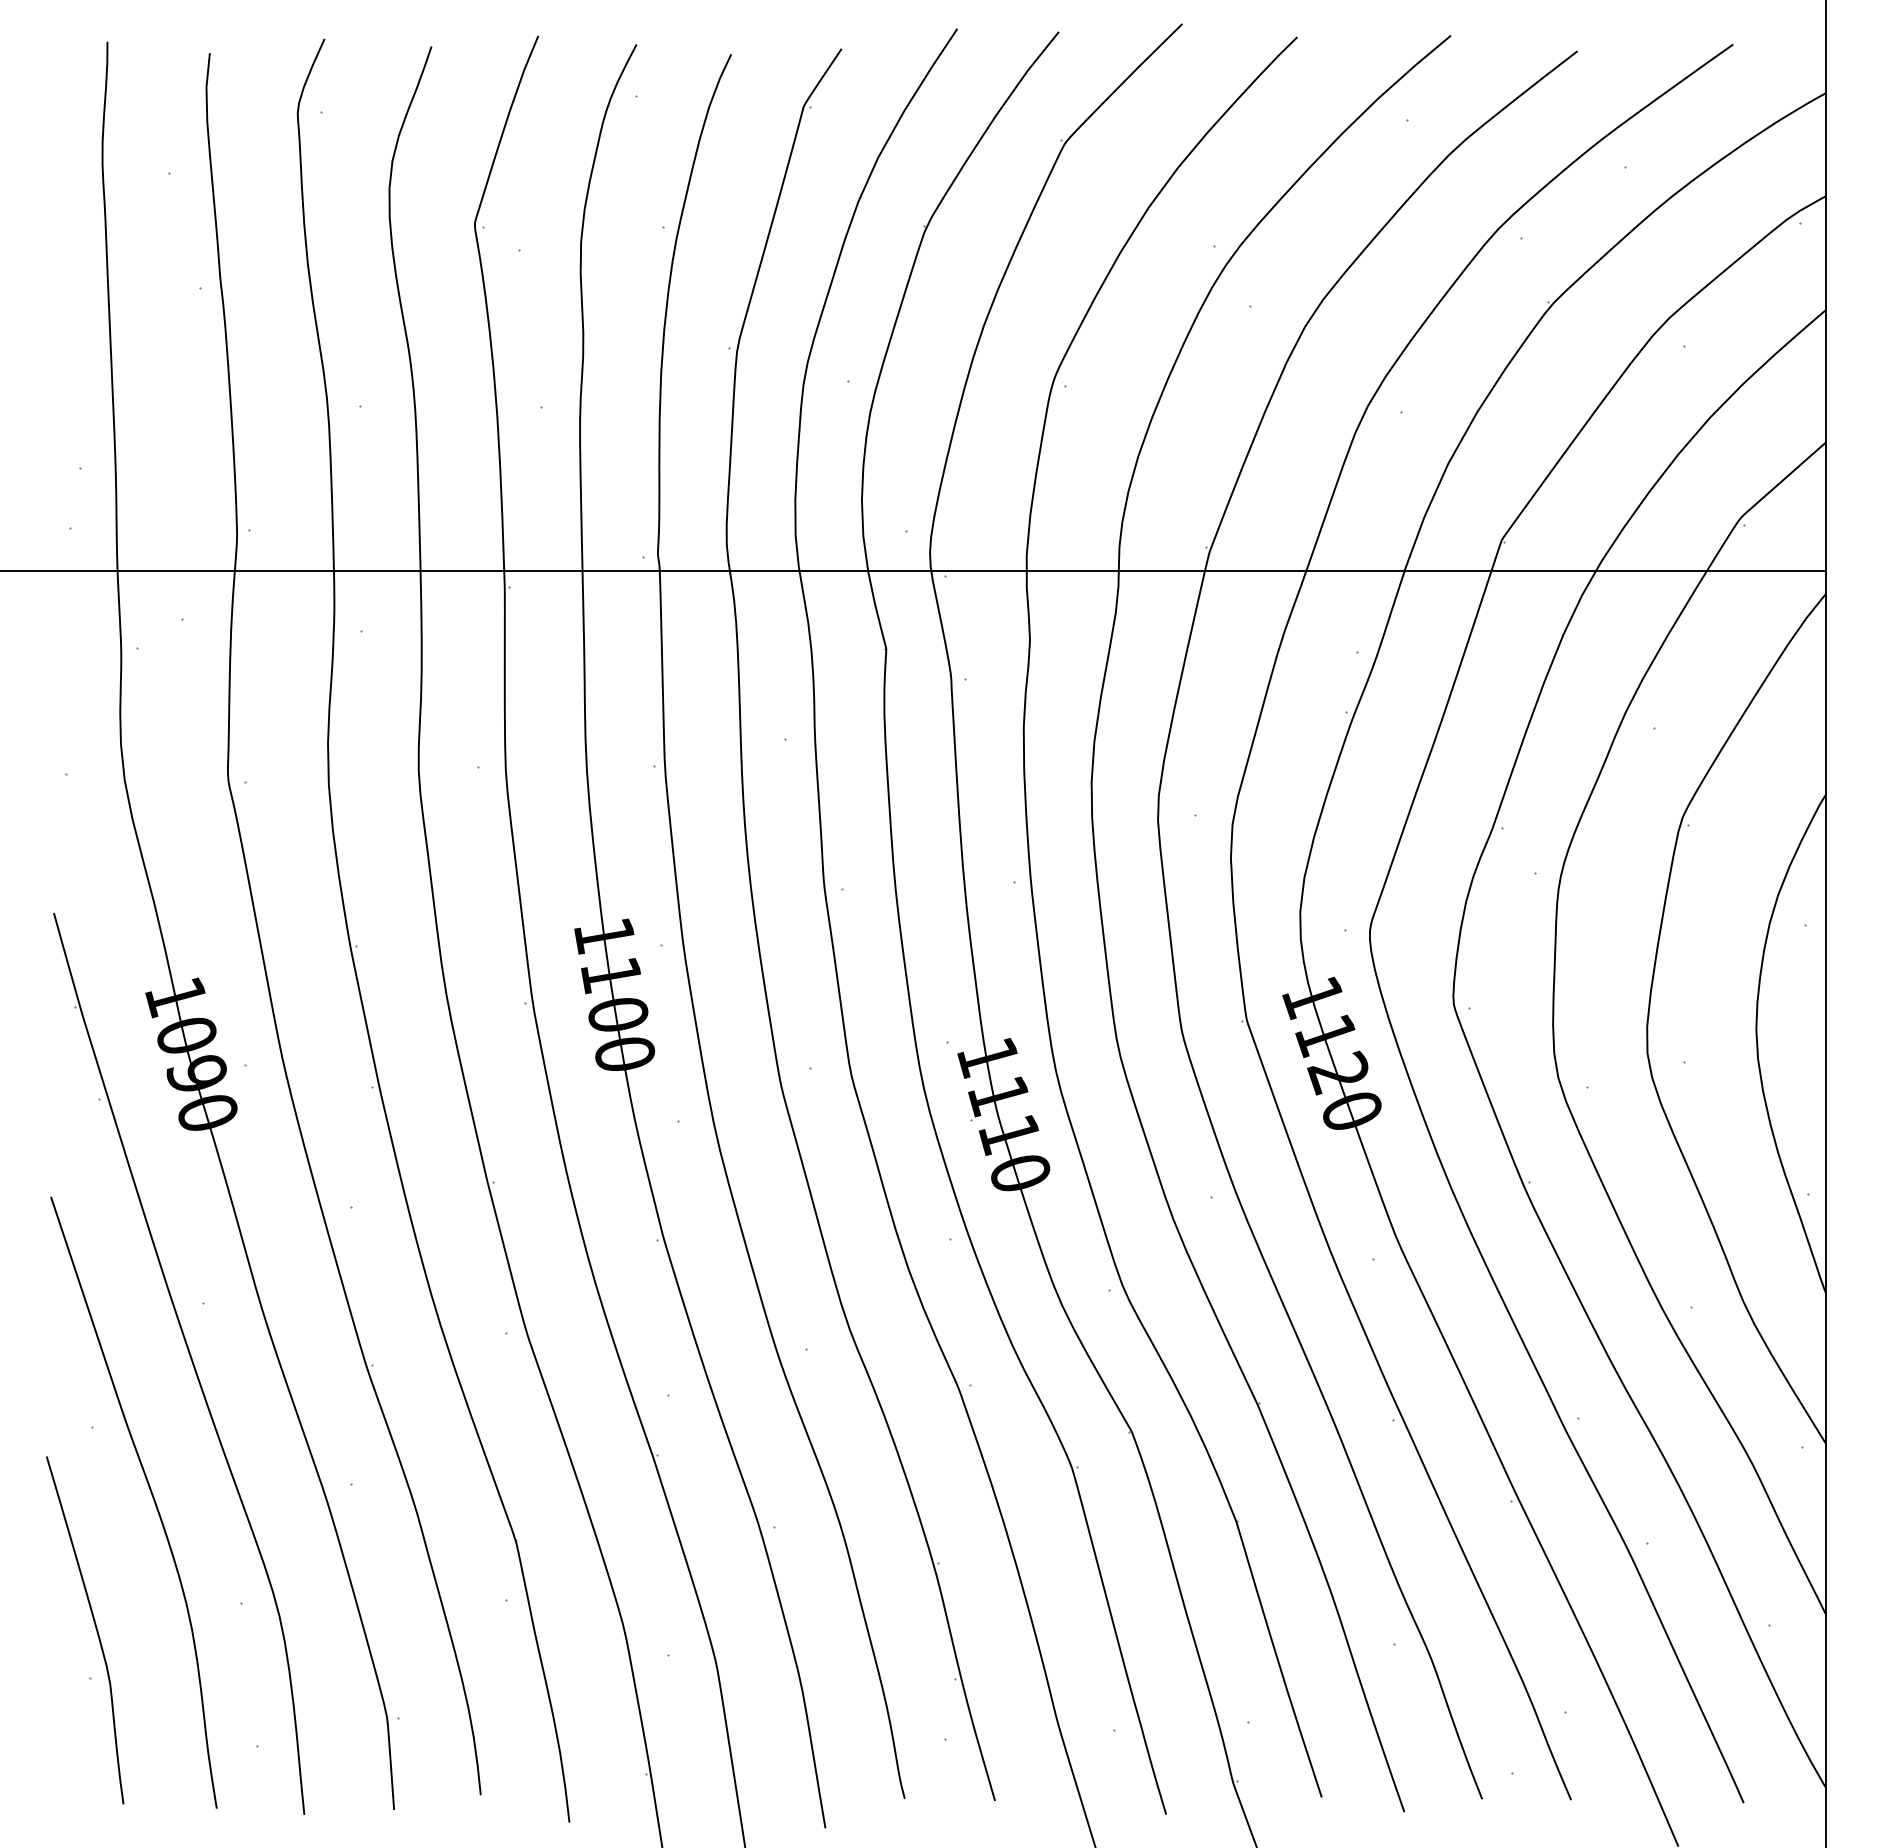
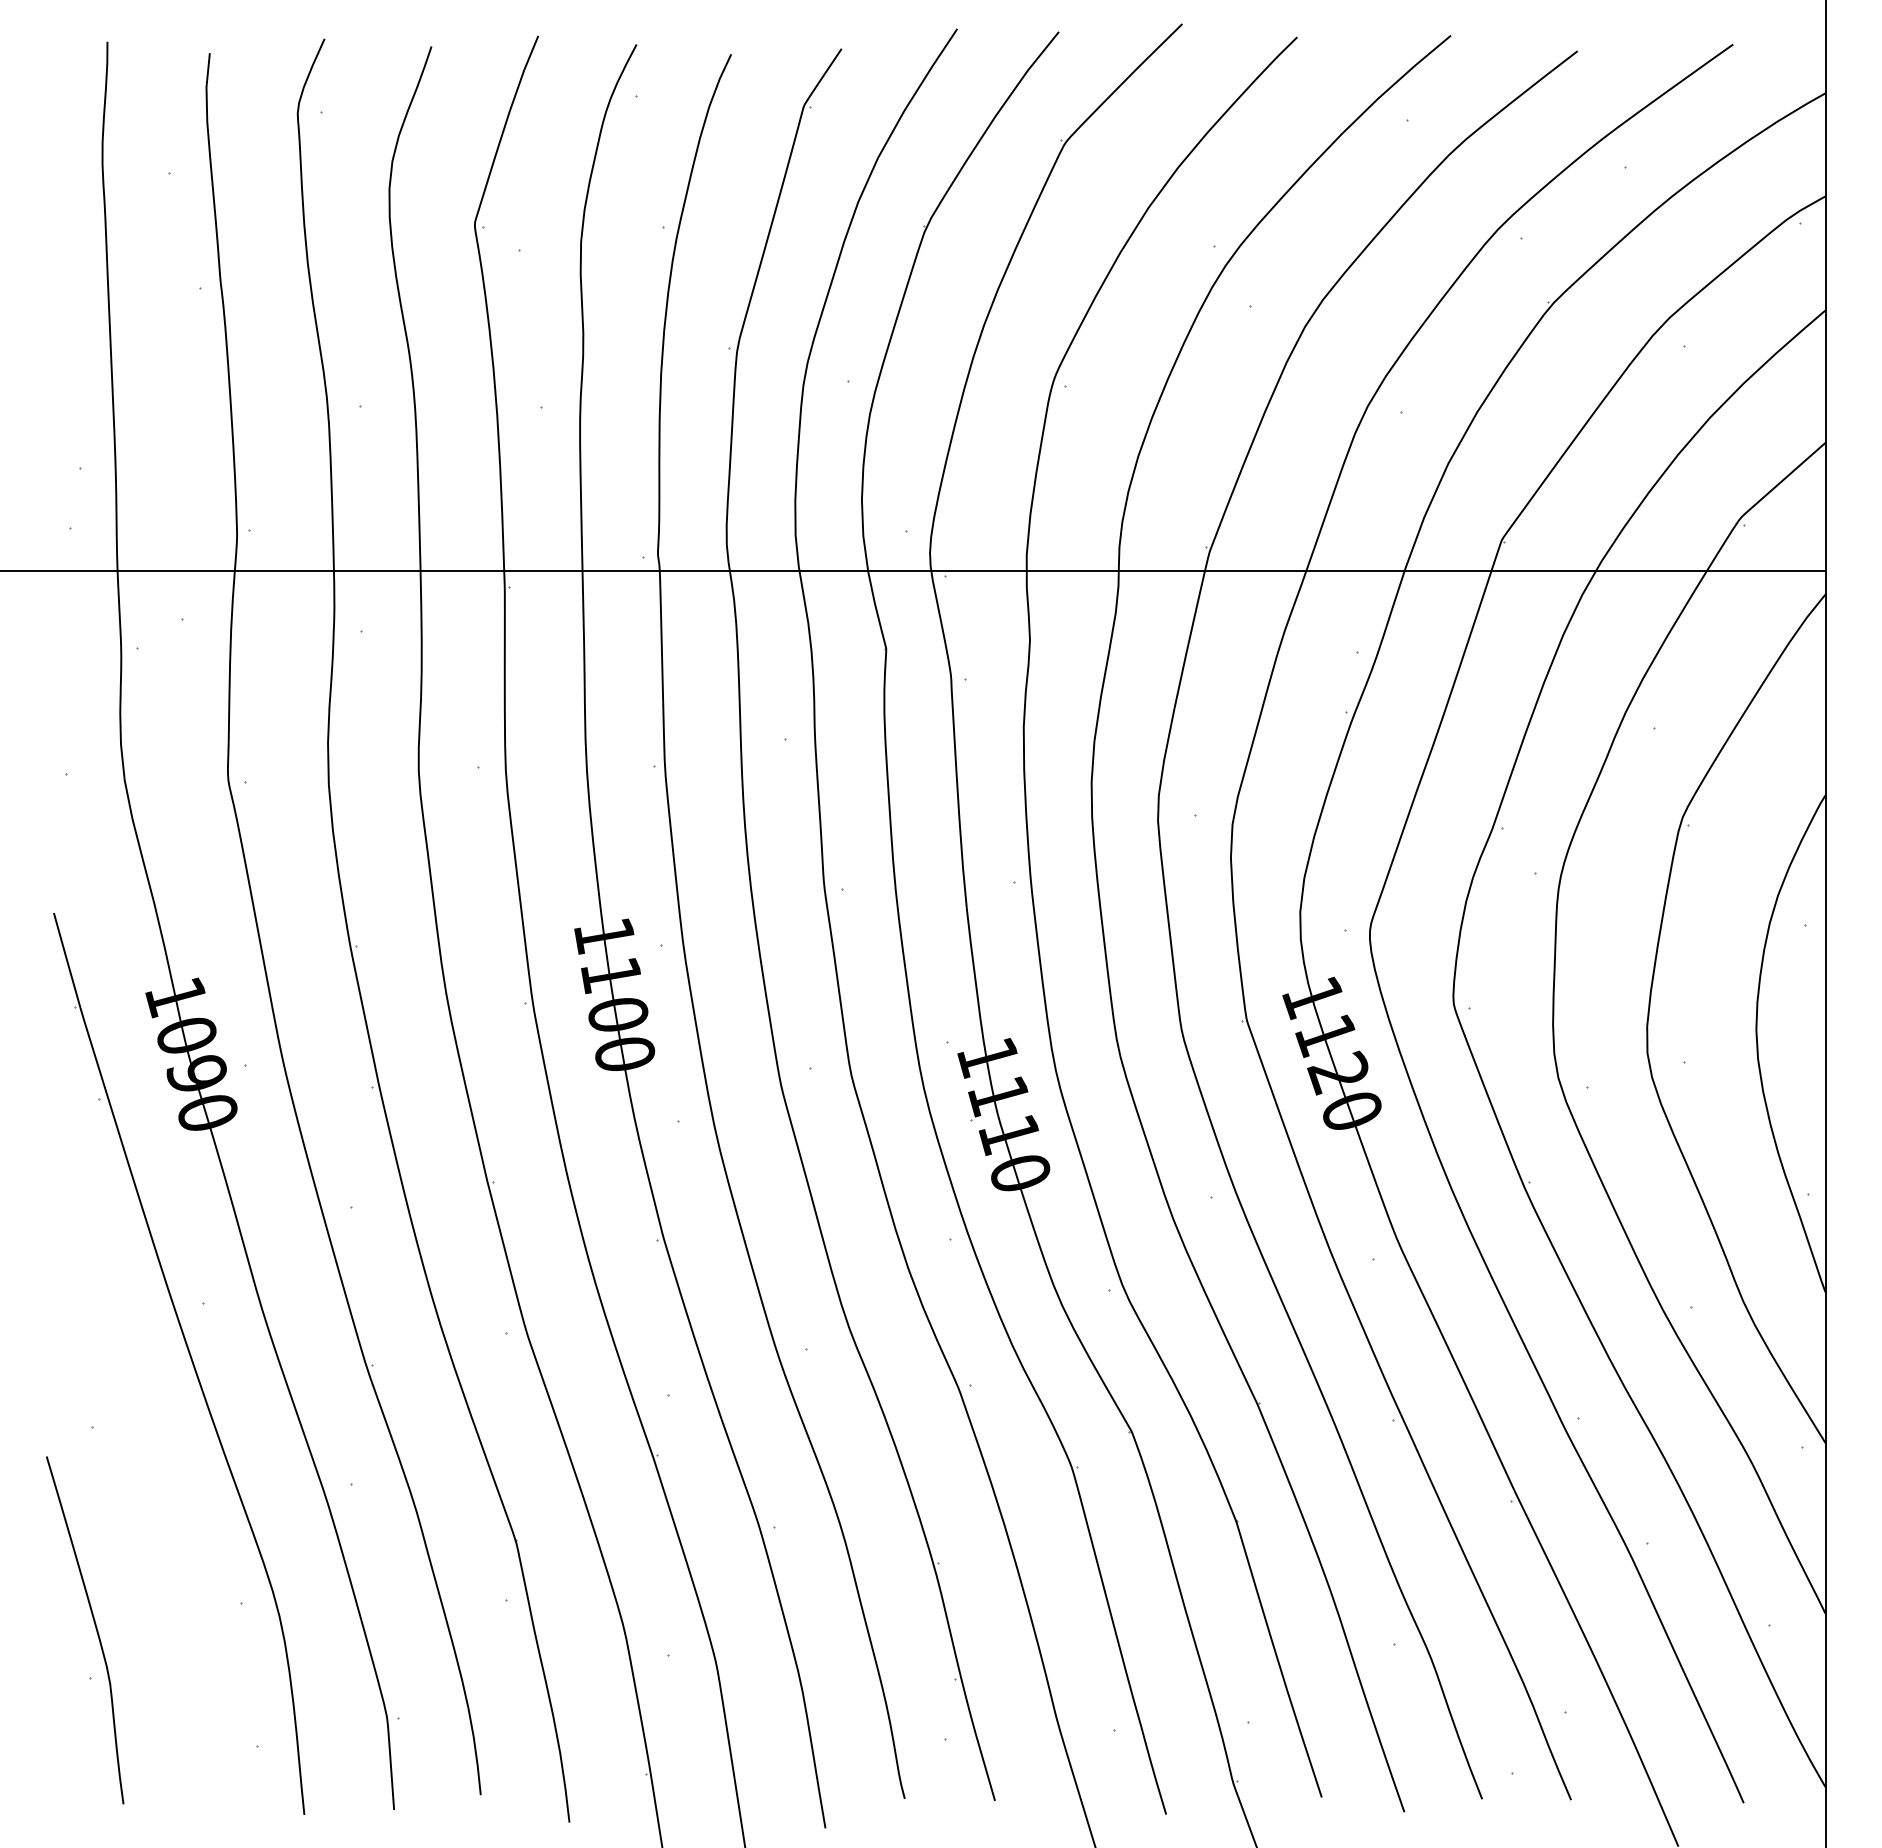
curve: present -> none (151, 1495)
